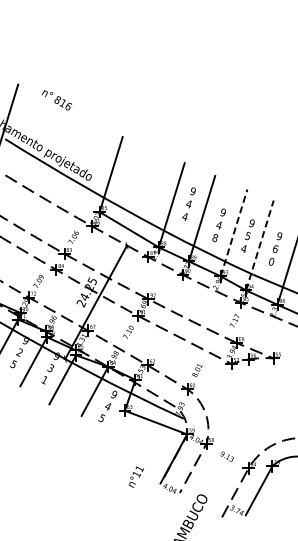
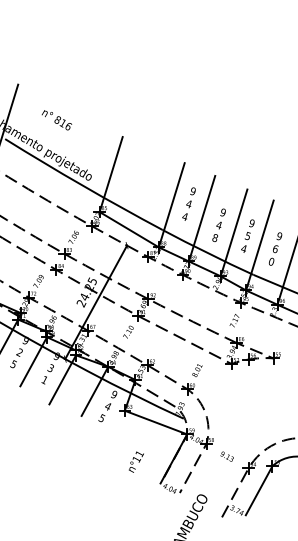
text position: (56, 100) -> (56, 120) (56, 120)
line: dashed -> solid (234, 232)
line: dashed -> solid (259, 245)
text position: (136, 476) -> (136, 461) (136, 461)
